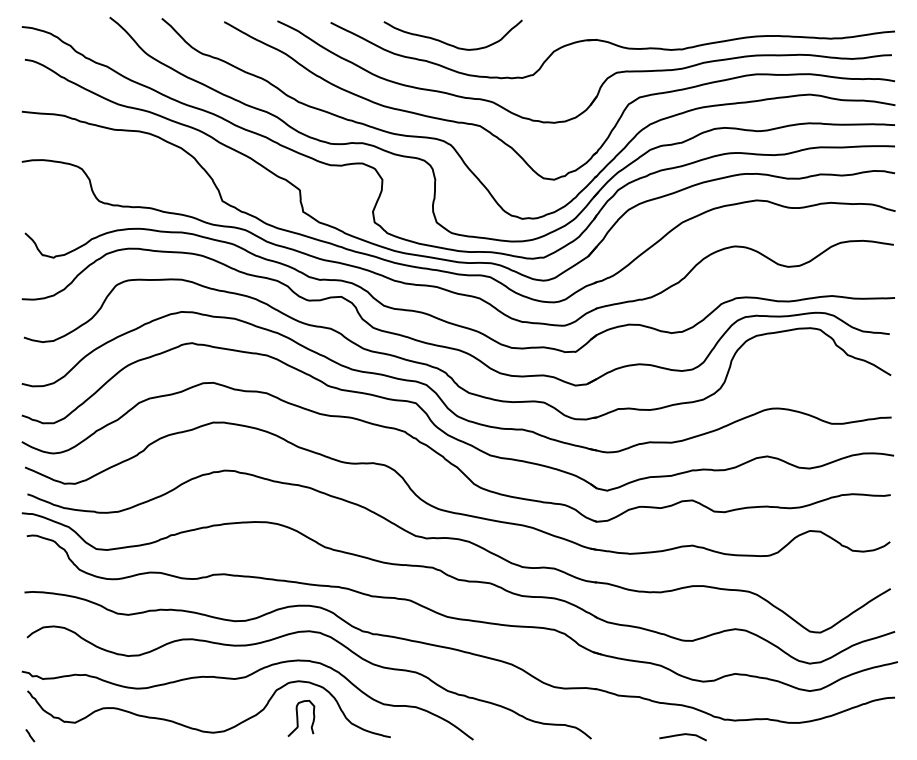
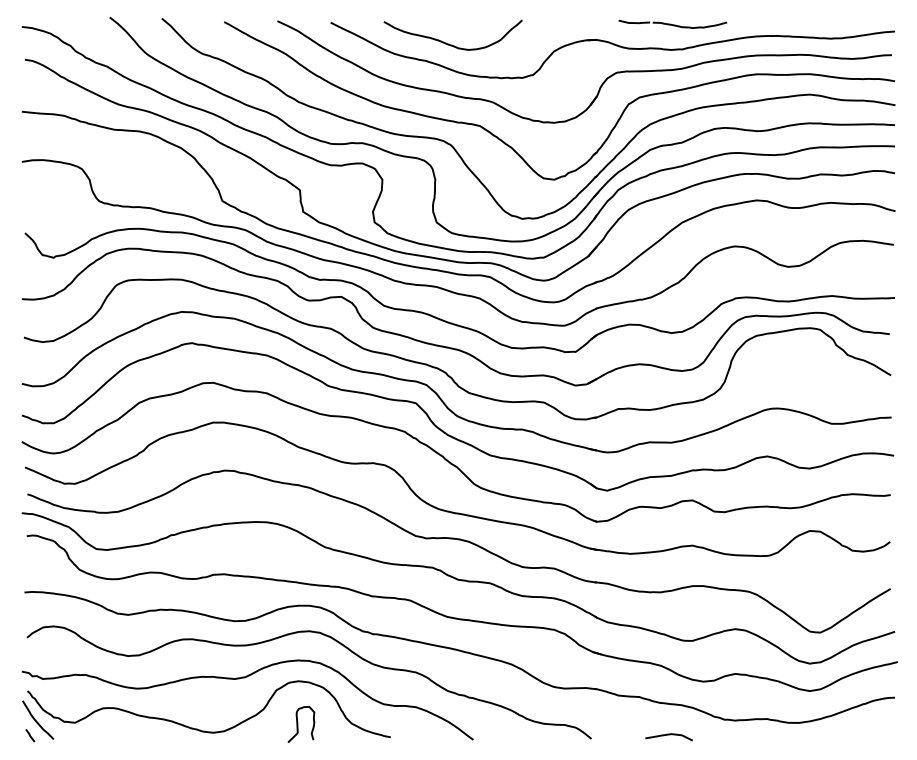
part: none -> present (672, 23)
curve position: (298, 718) -> (298, 724) (298, 724)
curve: none -> present (36, 720)
curve position: (682, 735) -> (668, 735) (668, 735)
